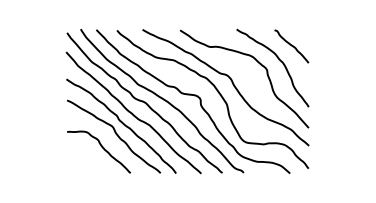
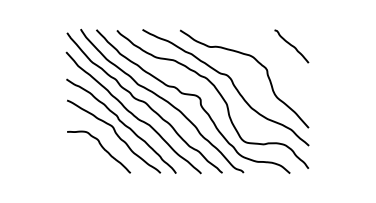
curve: present -> none (279, 60)
